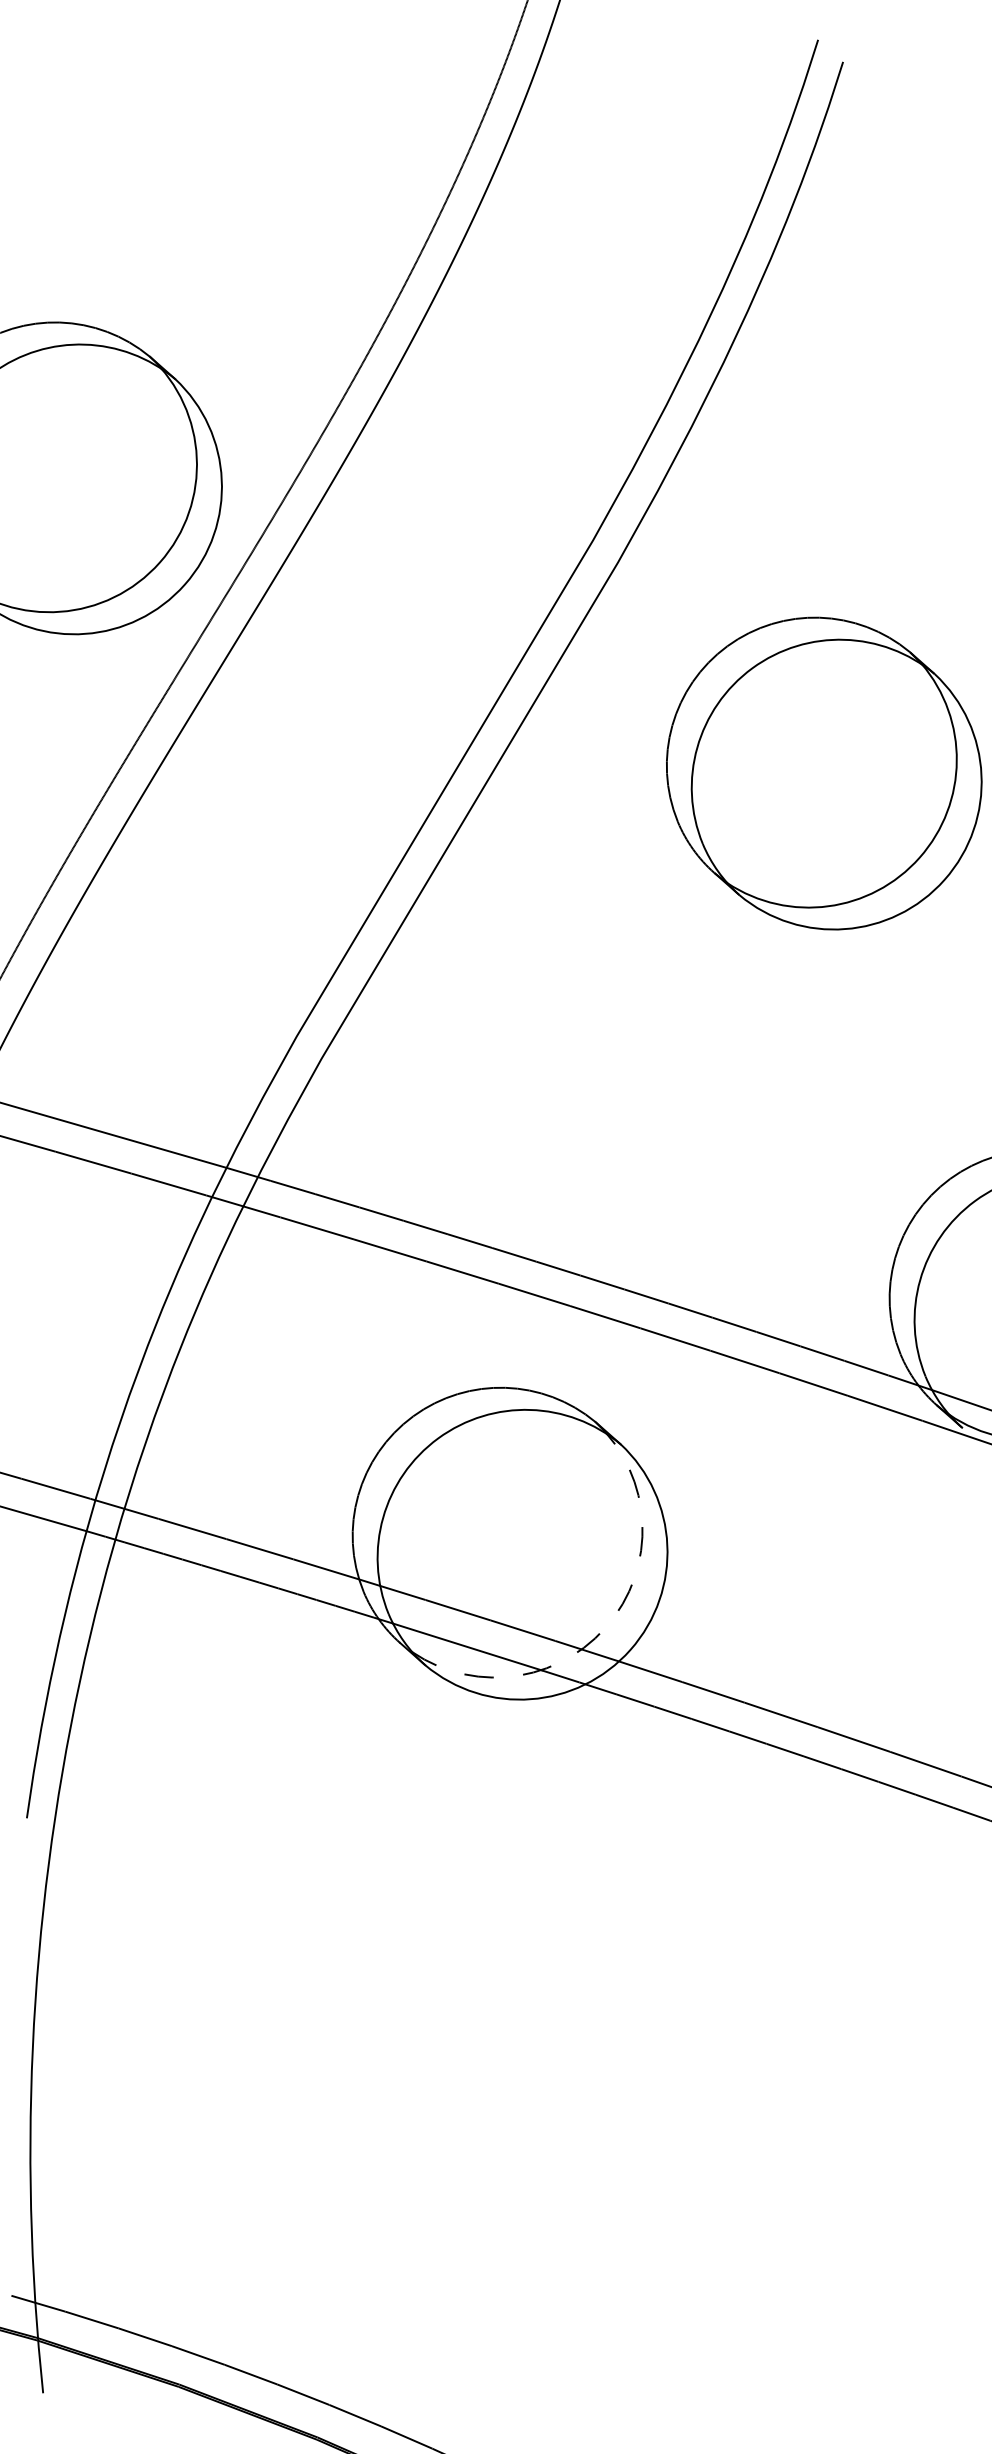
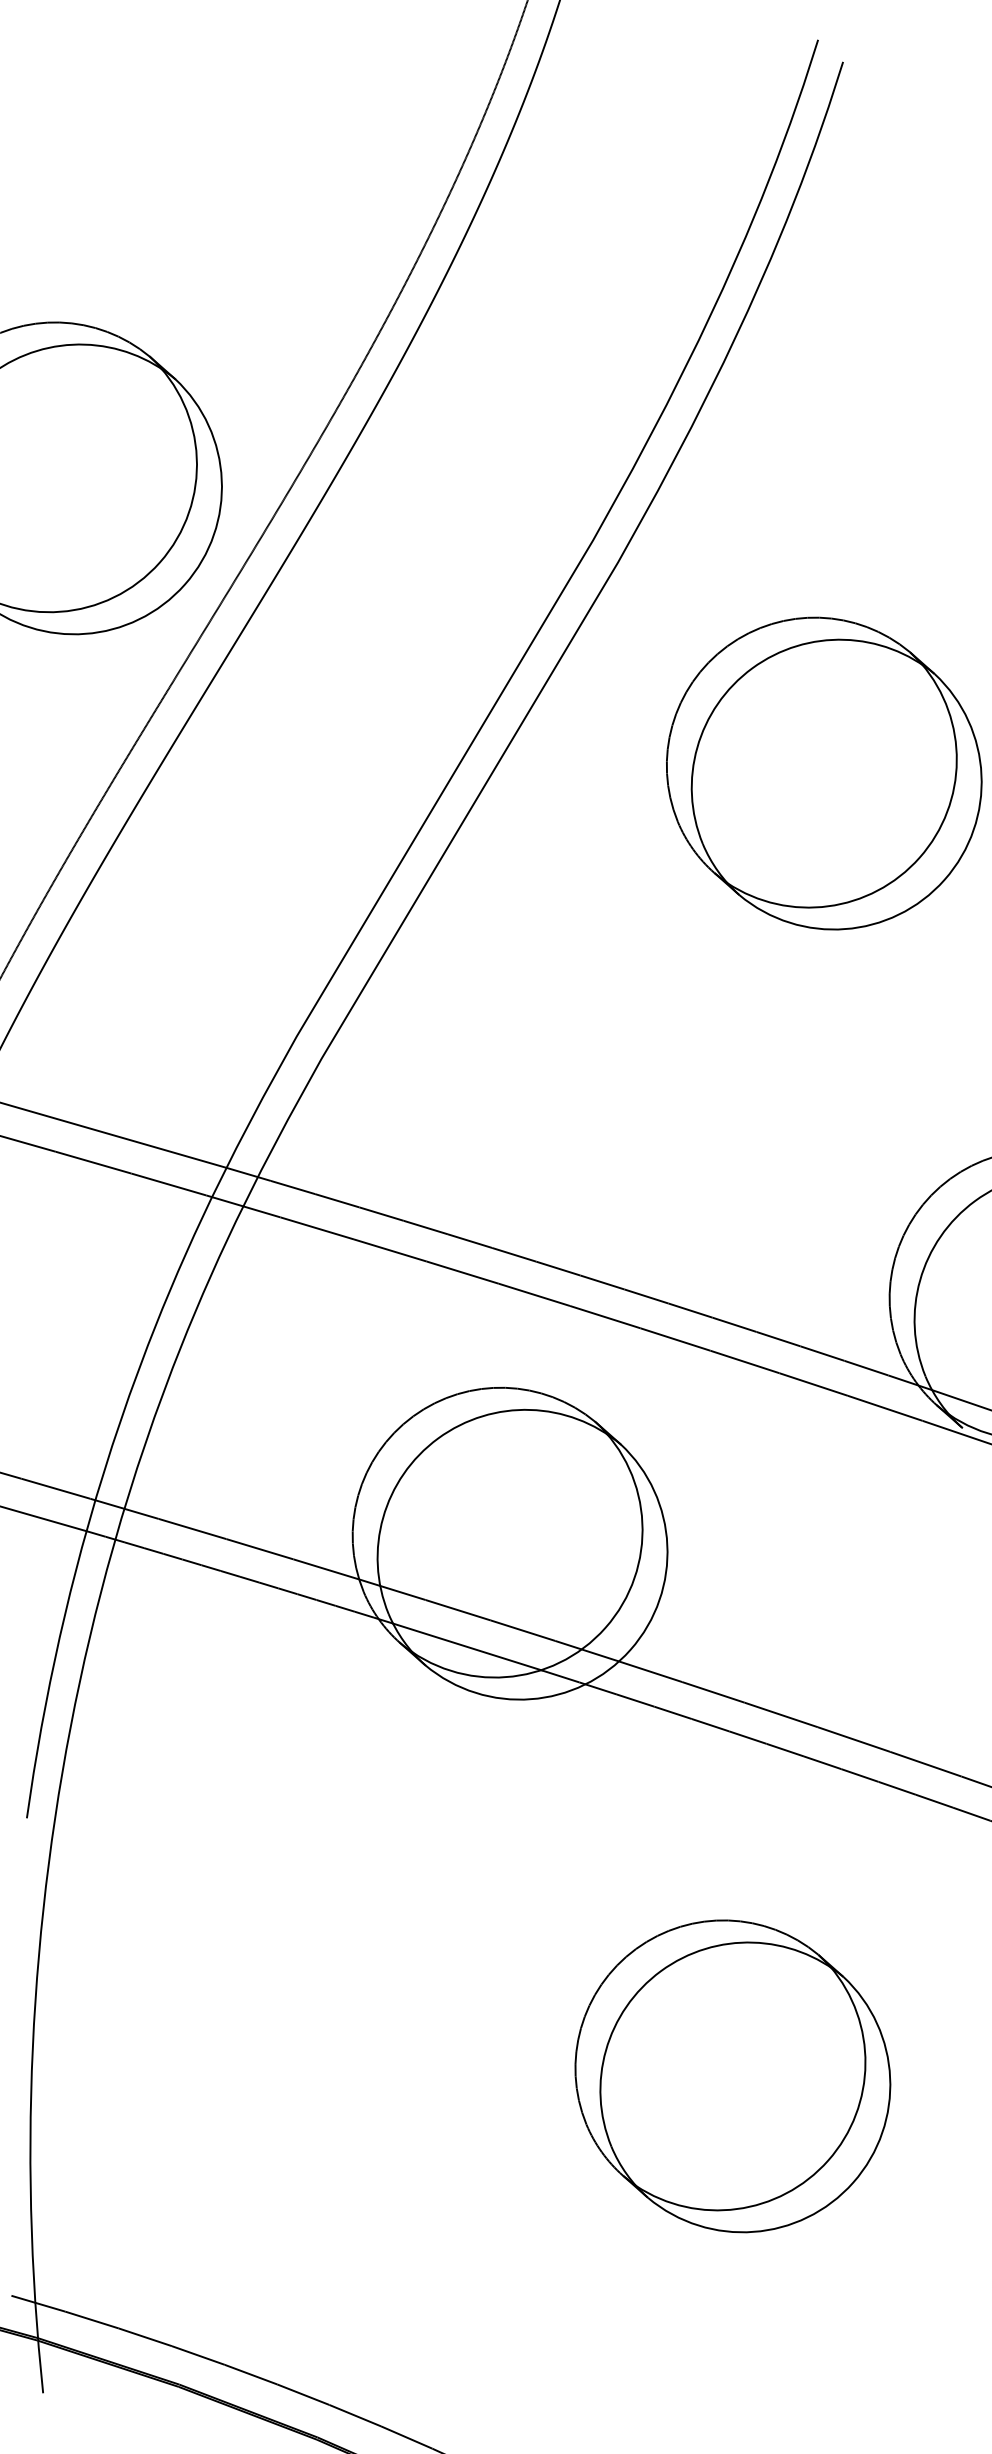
arc: dashed -> solid (605, 1627)
part: none -> present (732, 2076)
